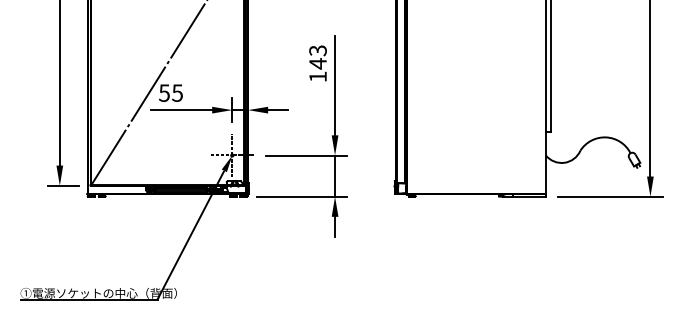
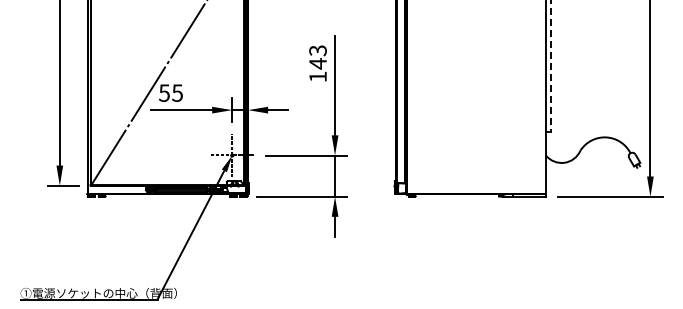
line: solid -> dashed (551, 66)
